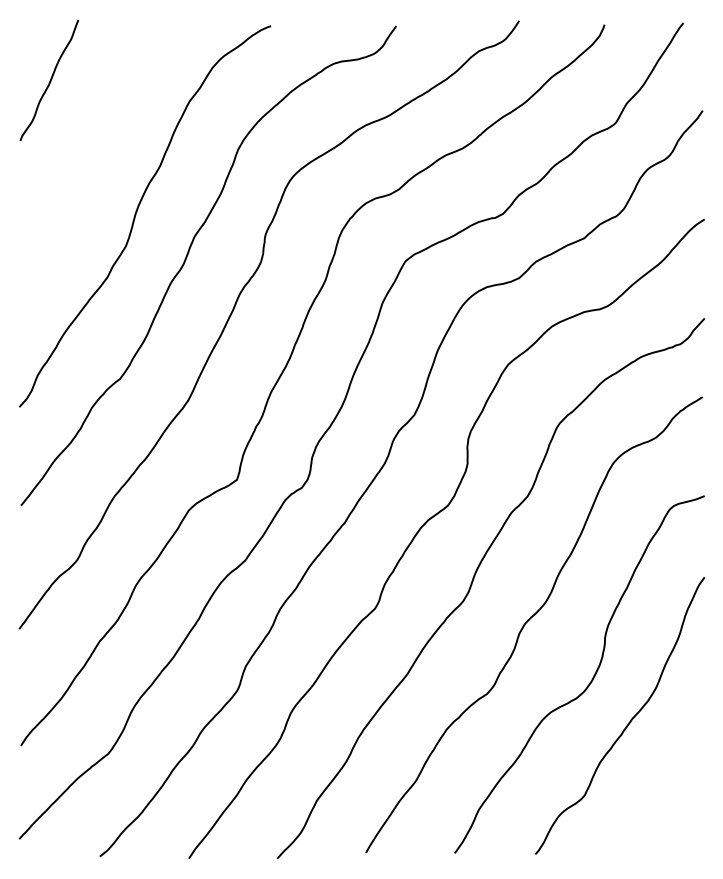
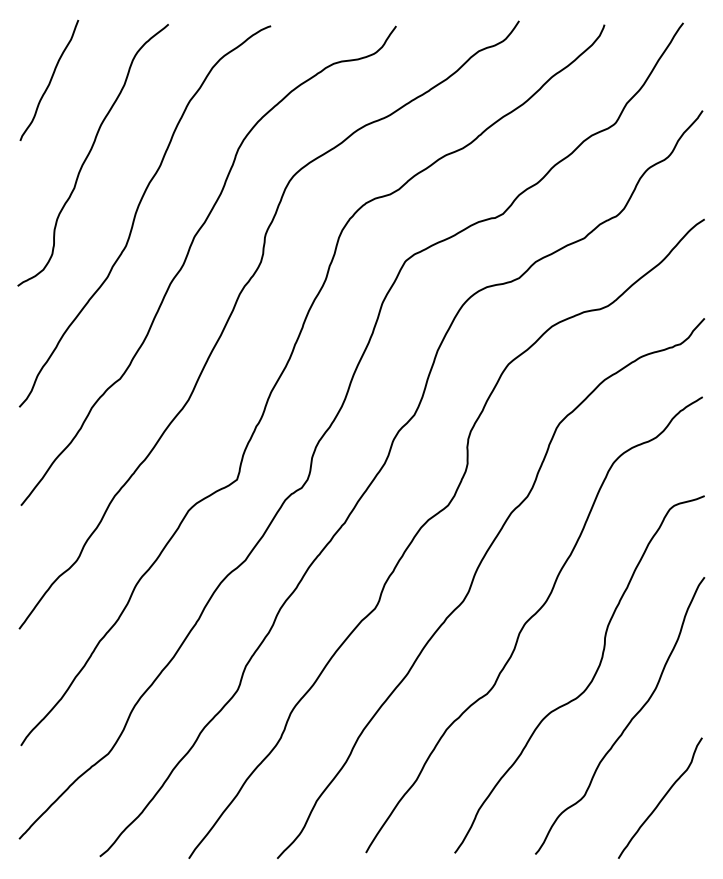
curve: none -> present (90, 153)
curve: none -> present (661, 798)
